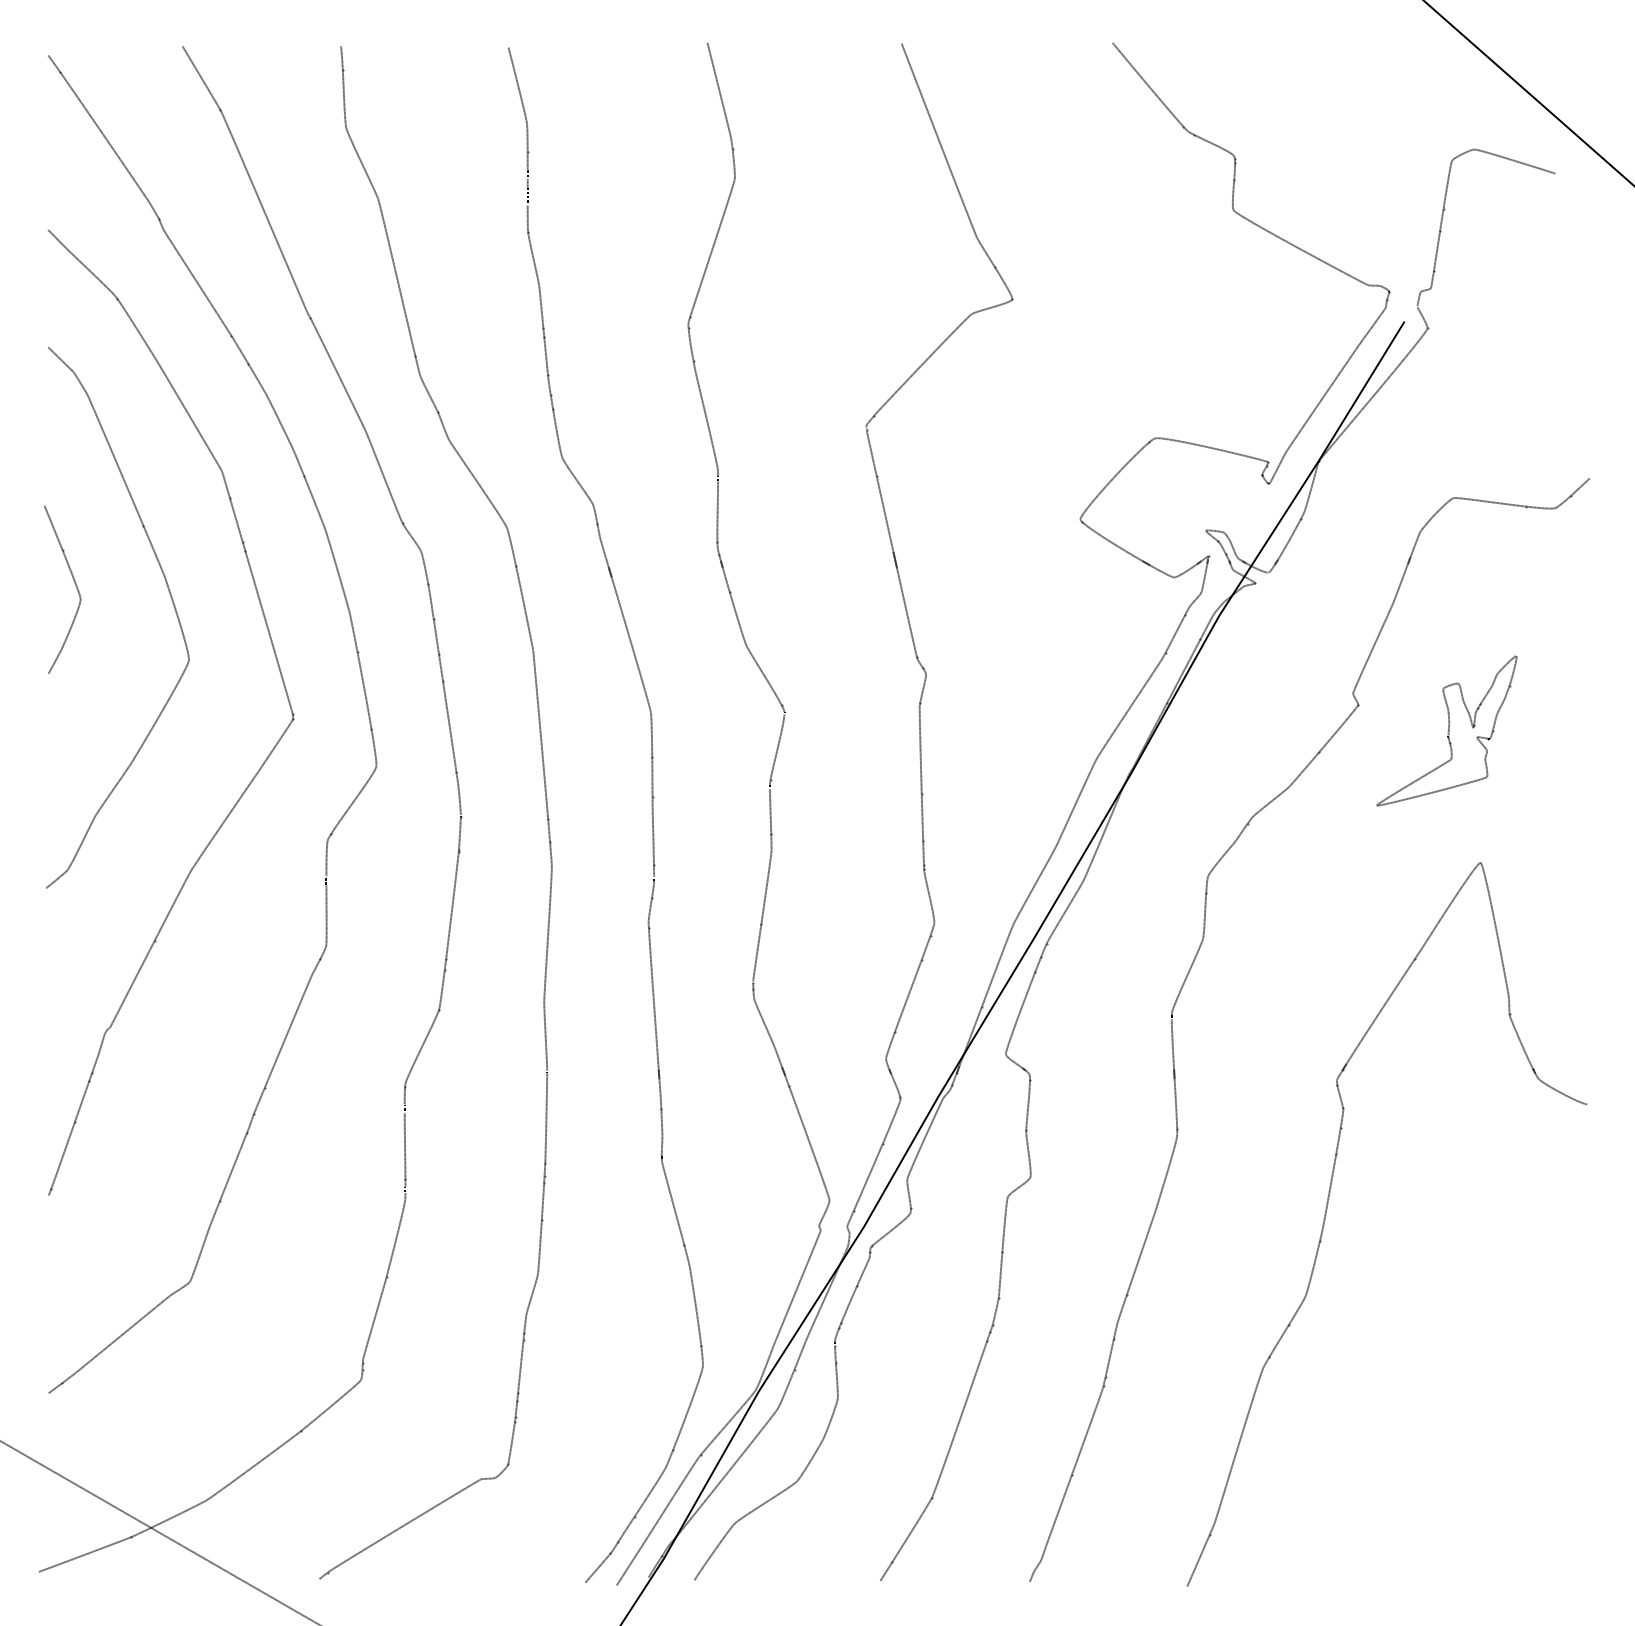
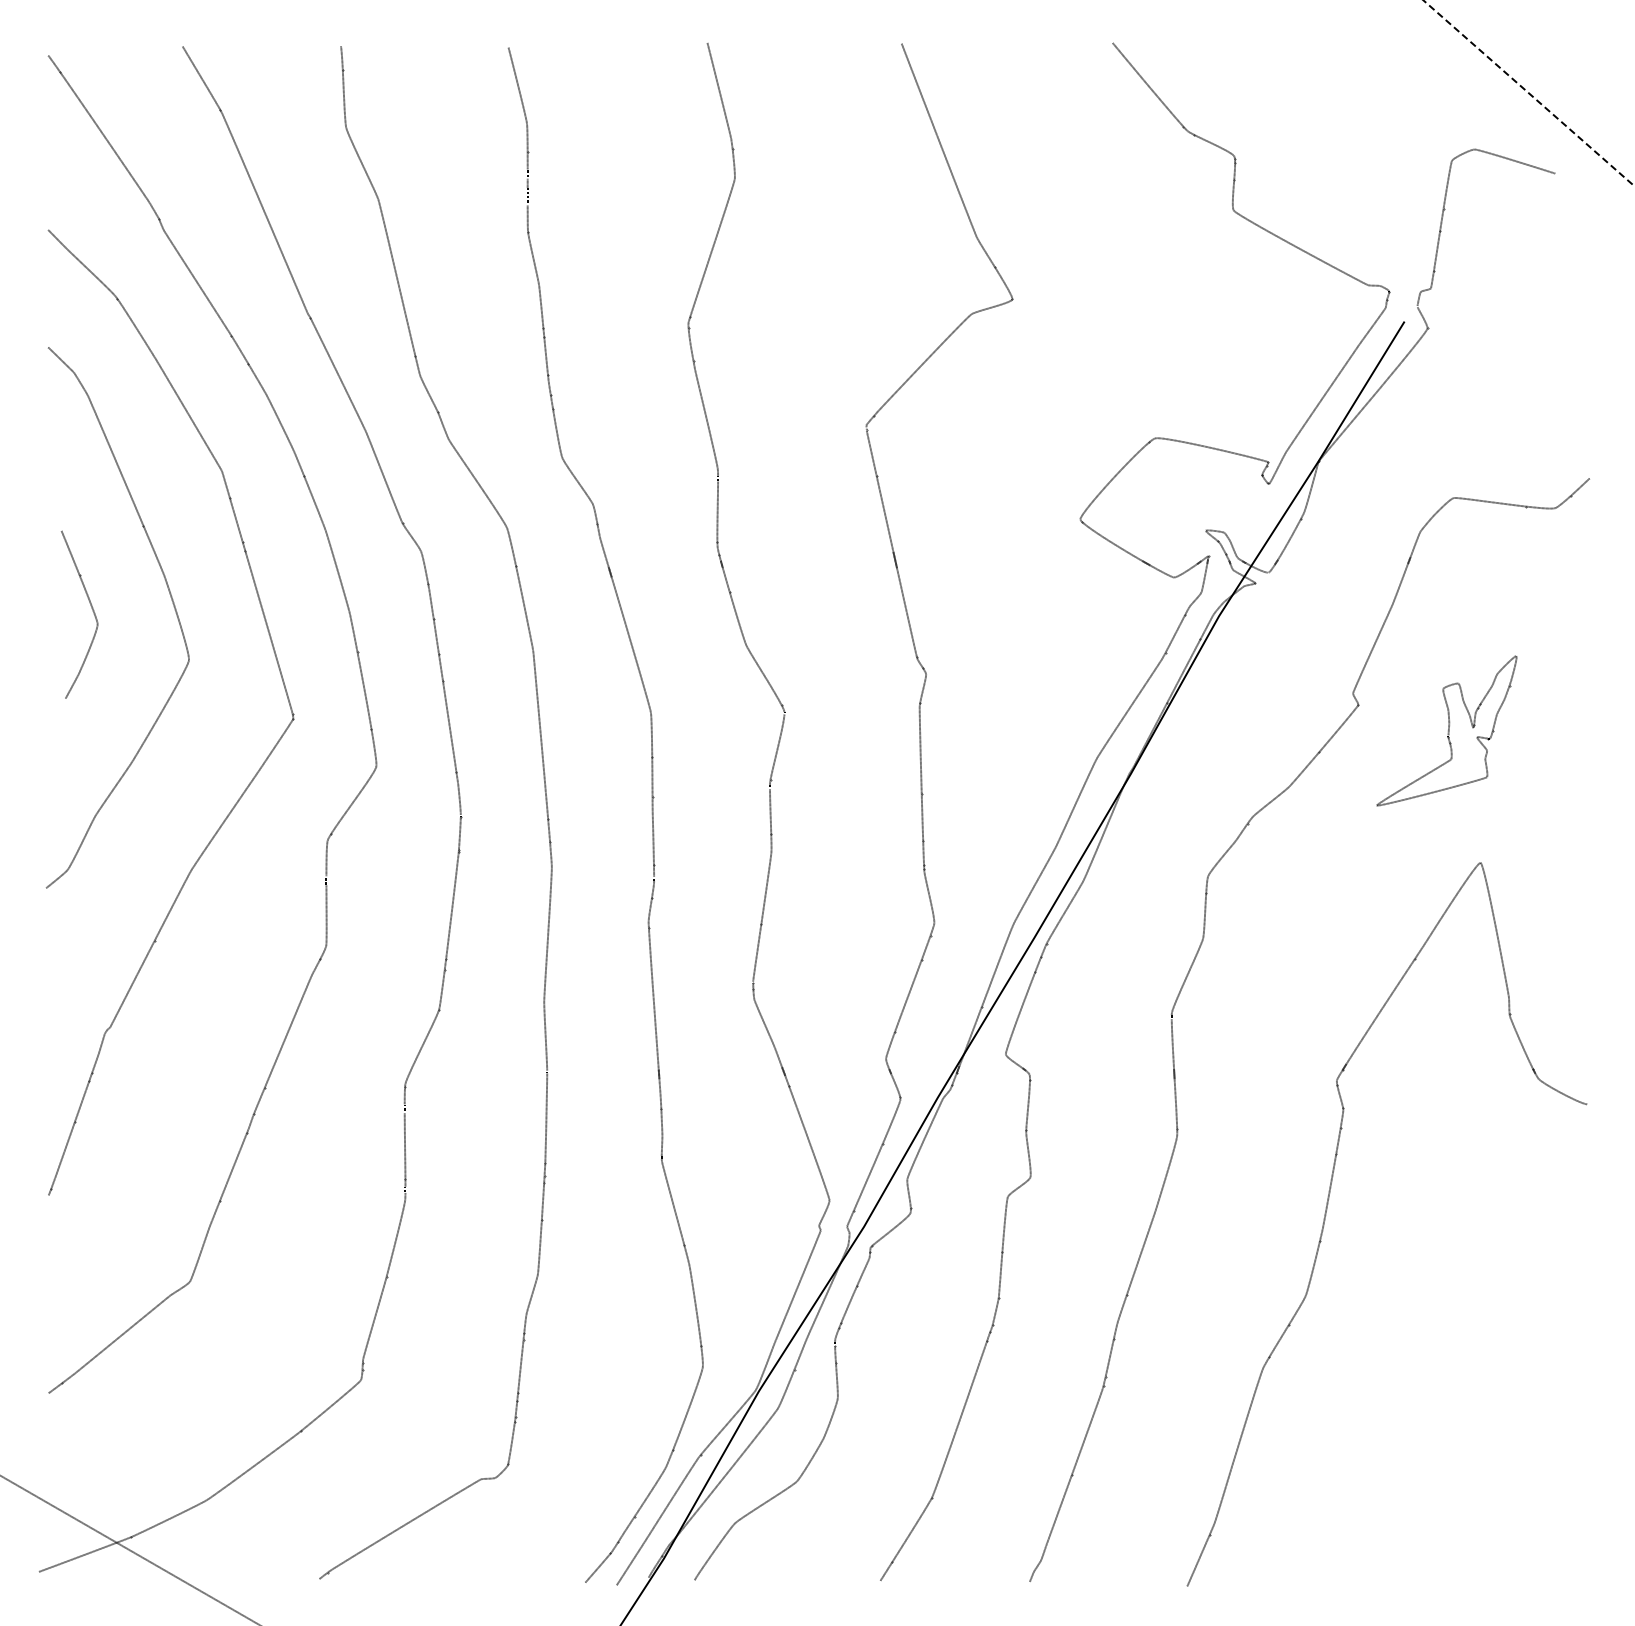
line: solid -> dashed (1528, 93)
curve position: (75, 586) -> (92, 611) (92, 611)
line position: (158, 1532) -> (128, 1549) (128, 1549)
